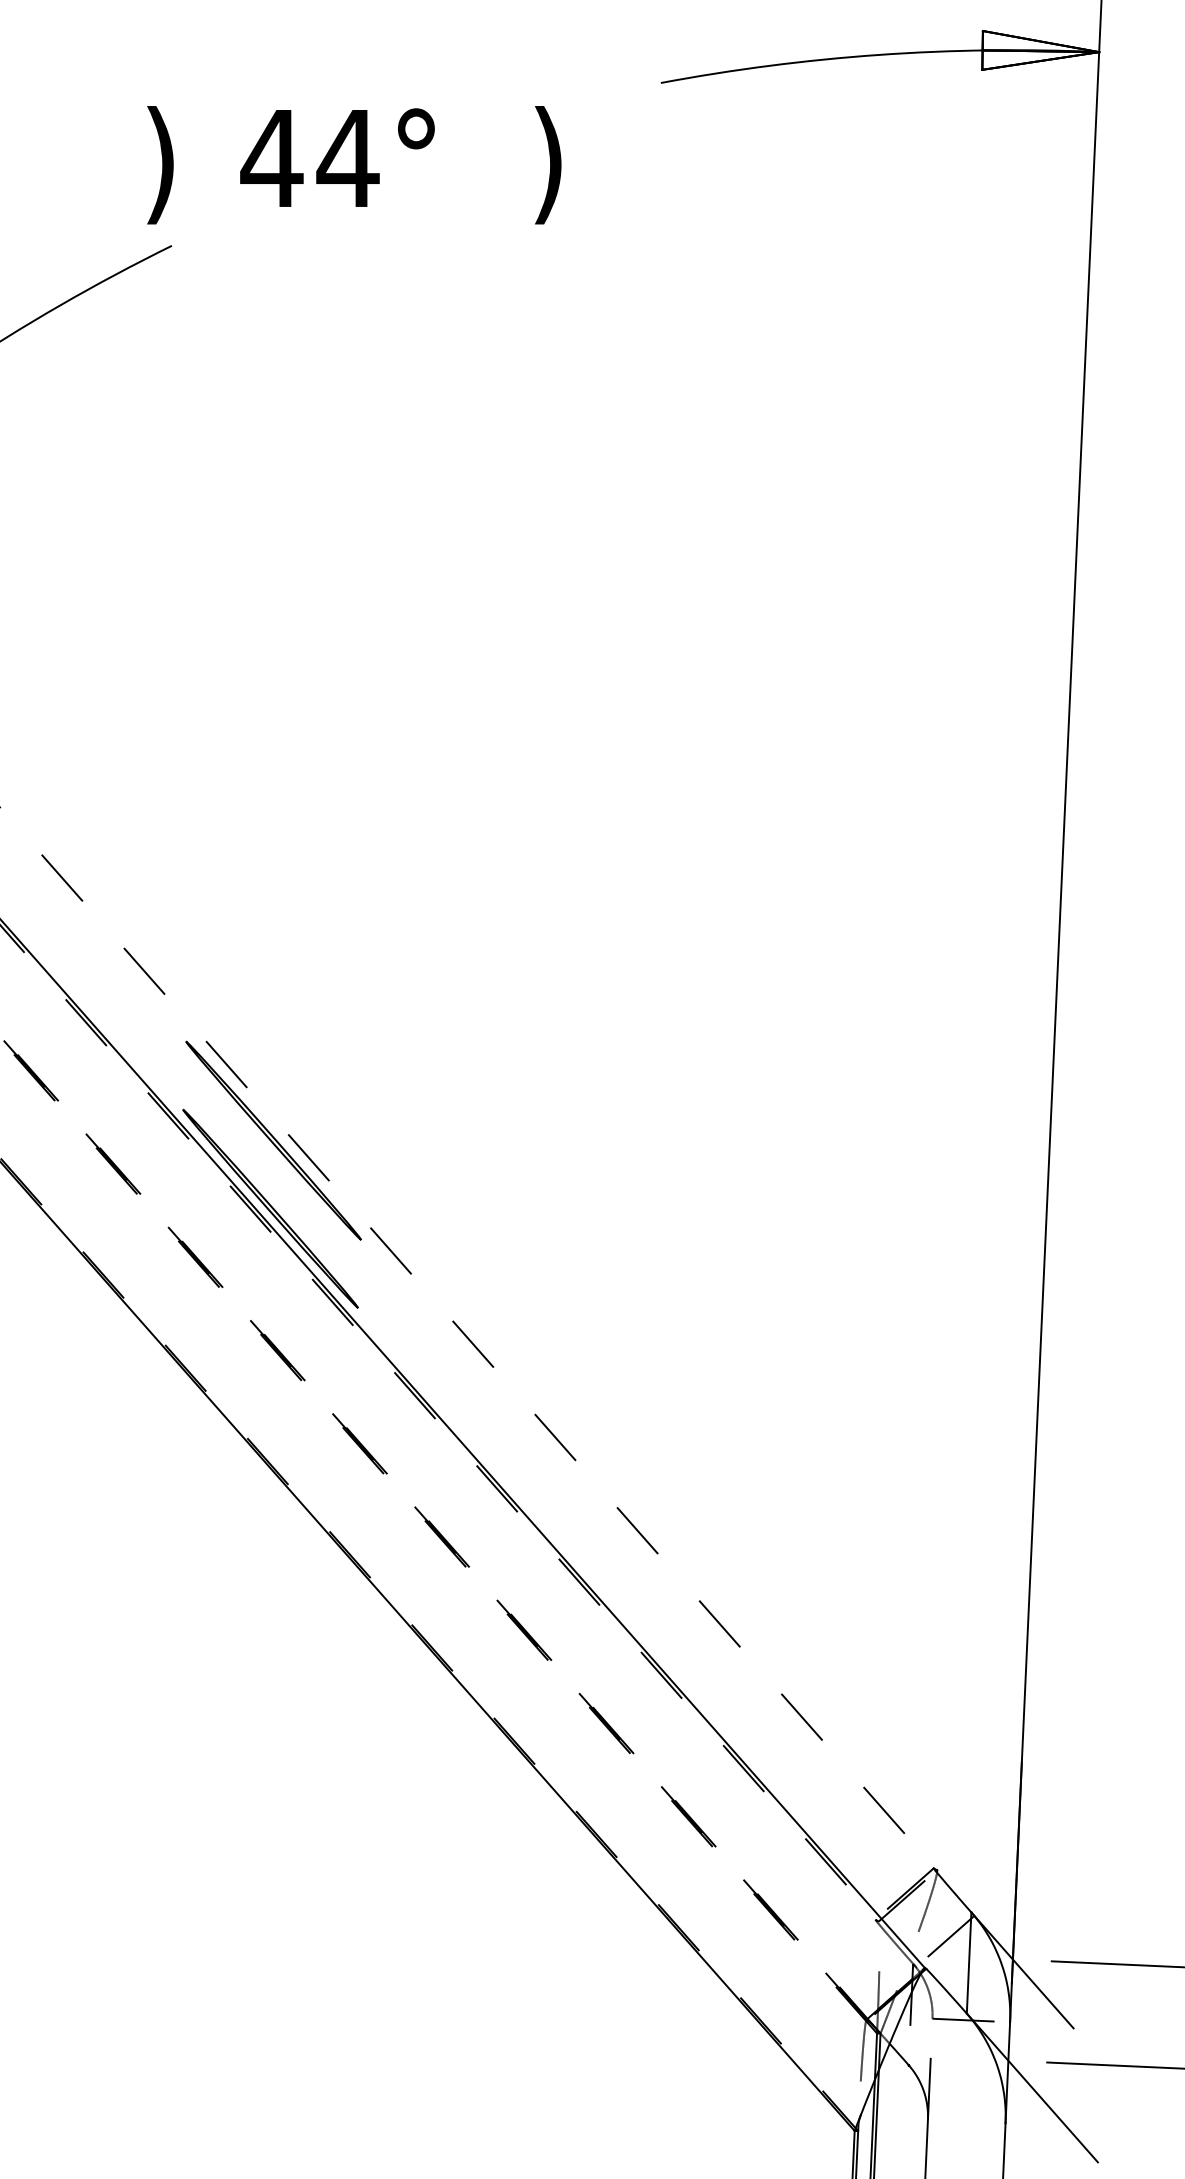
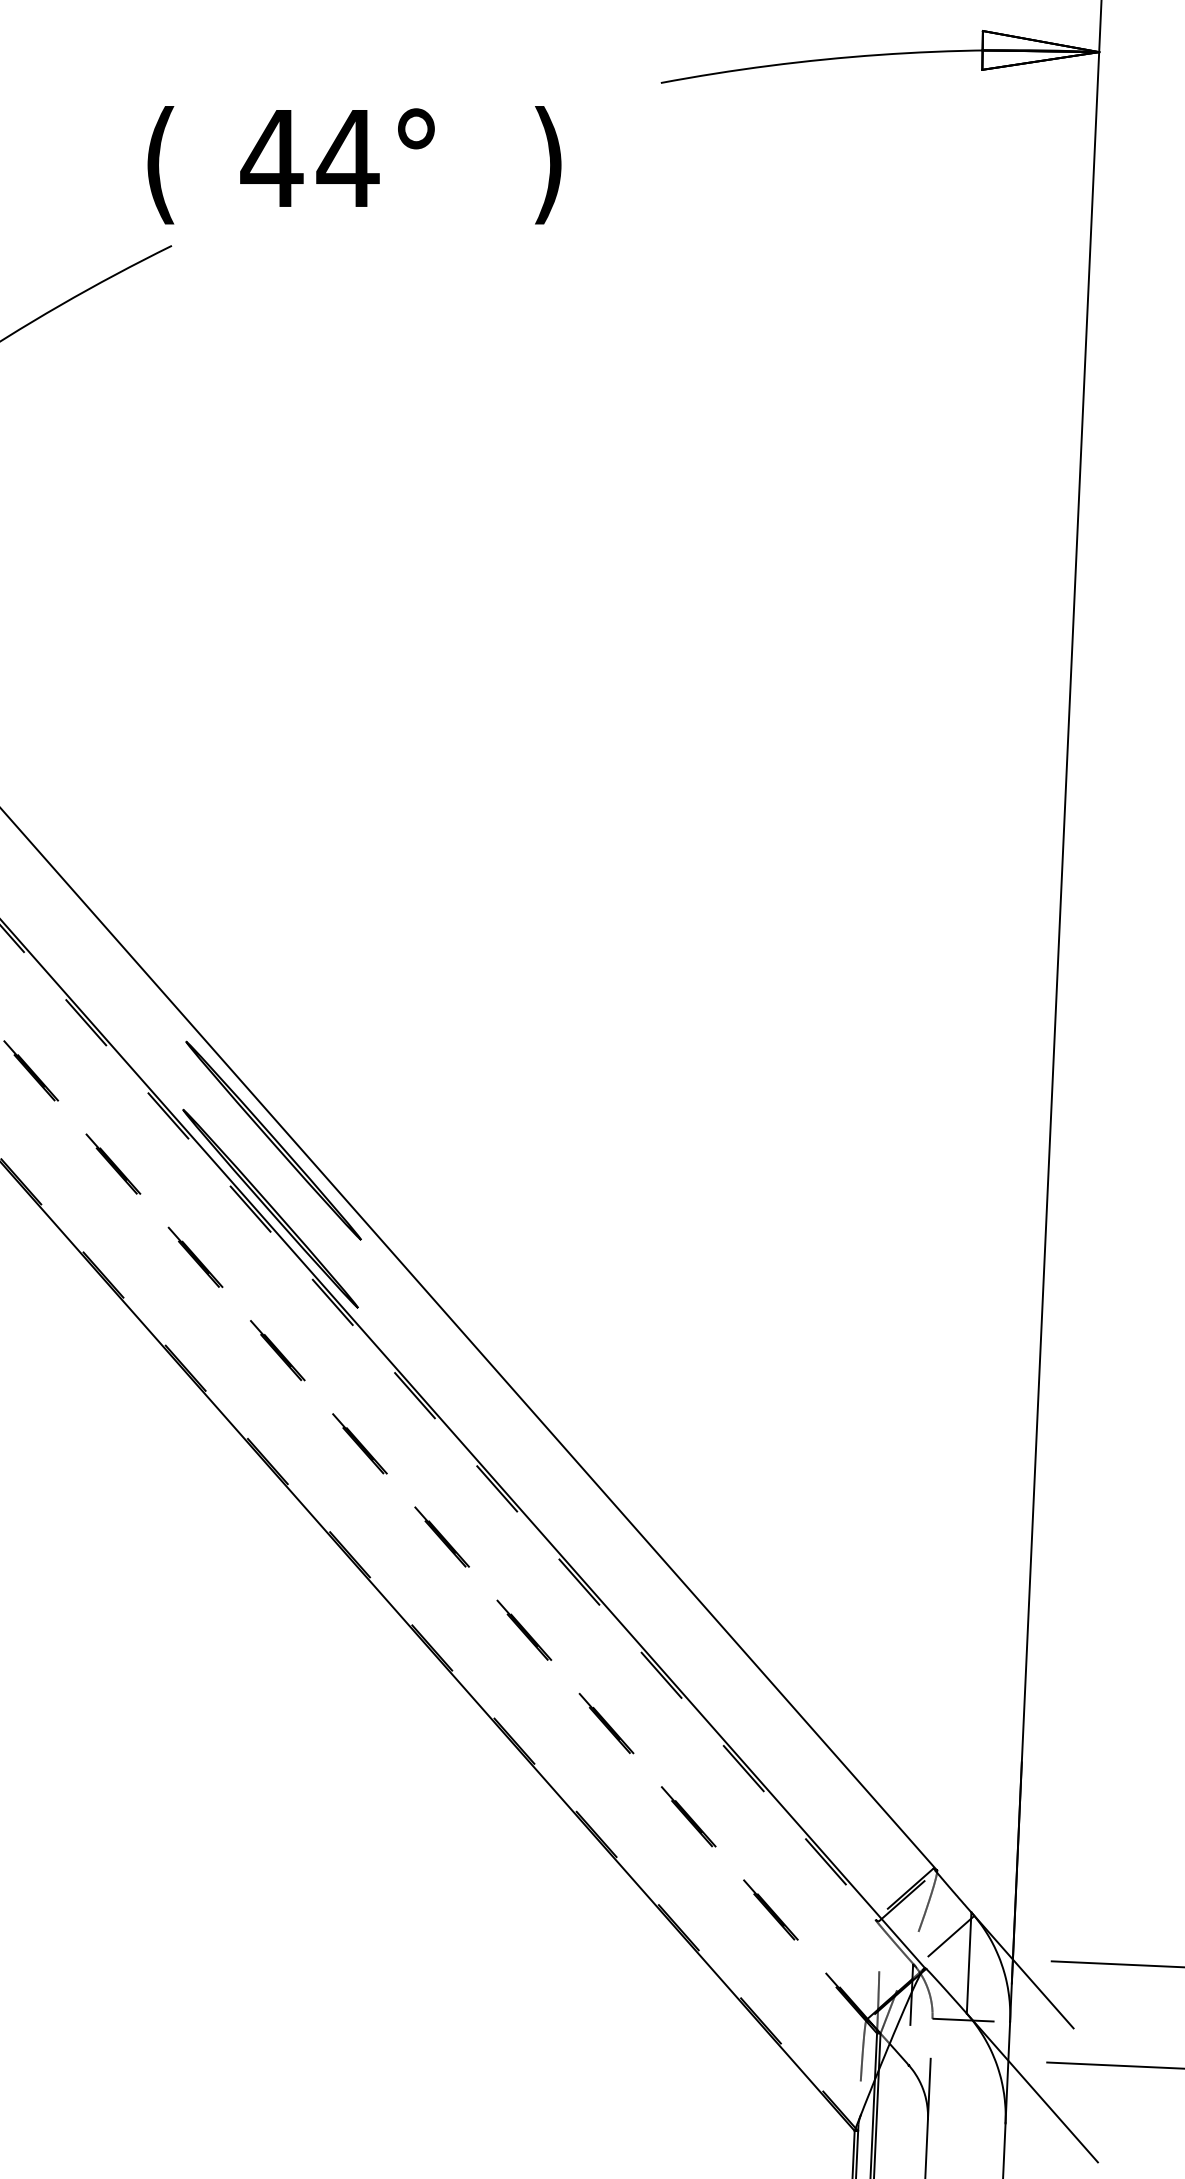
text: ) -> ( (160, 165)
line: dashed -> solid (468, 1339)
